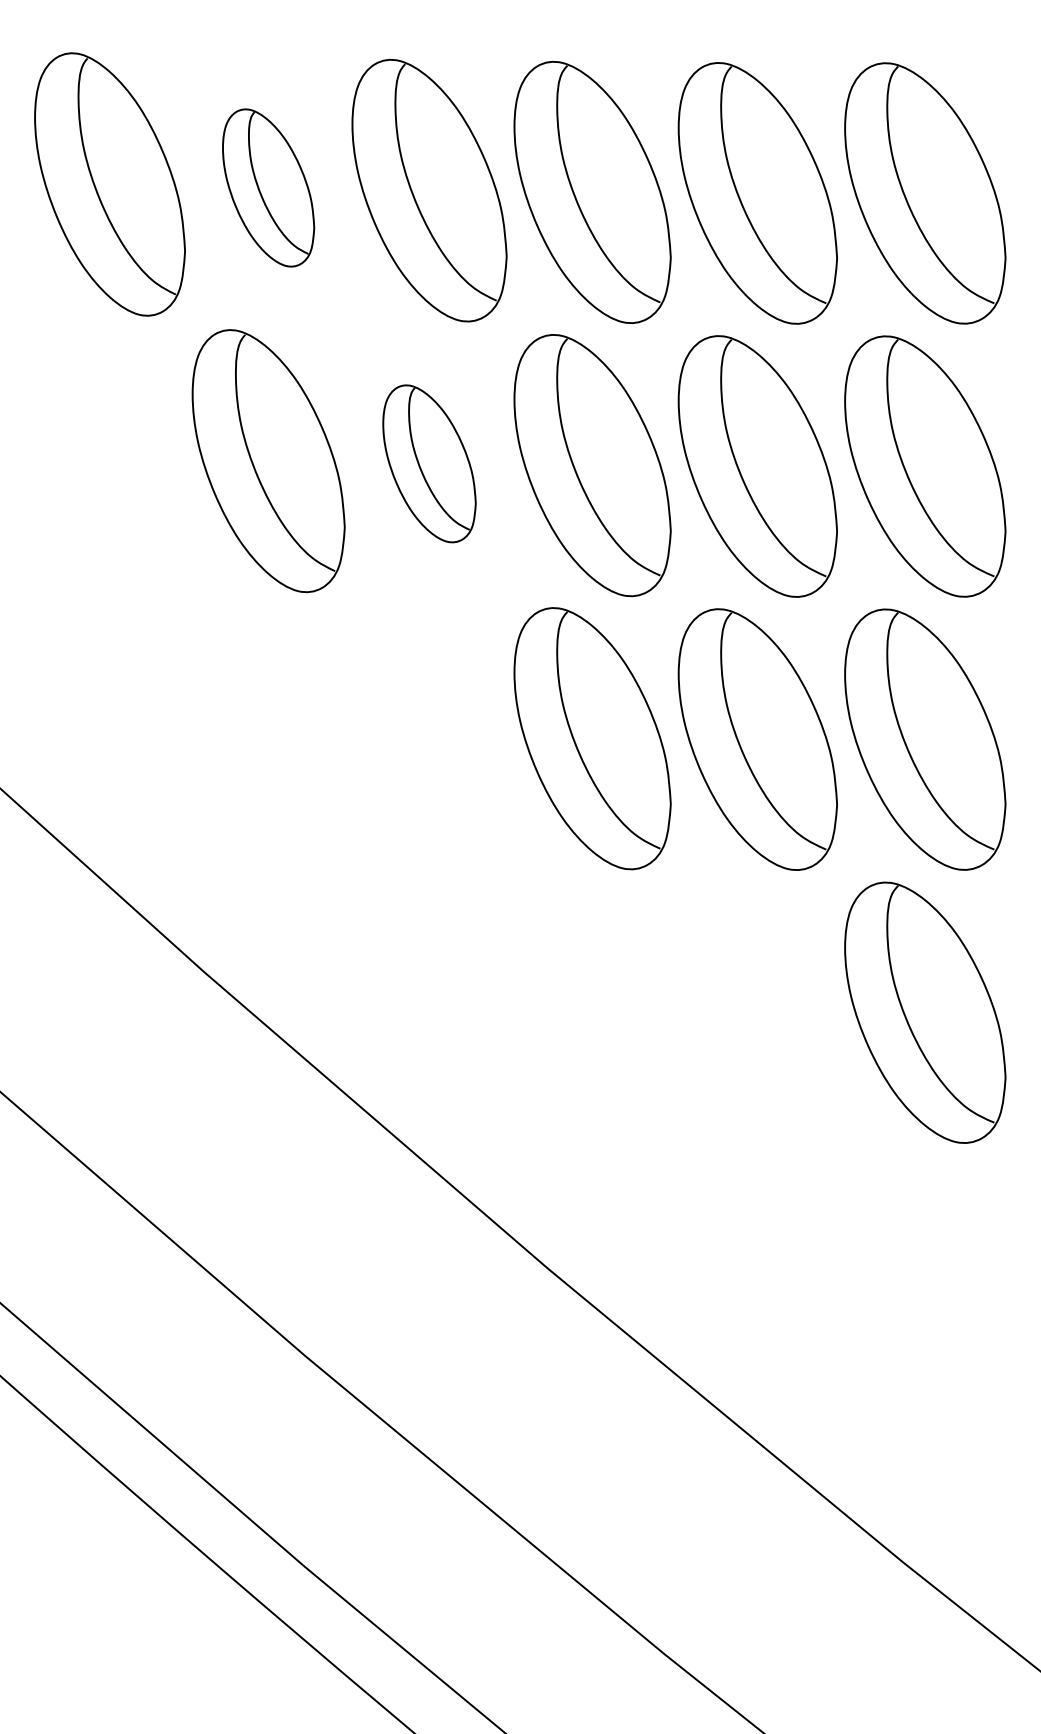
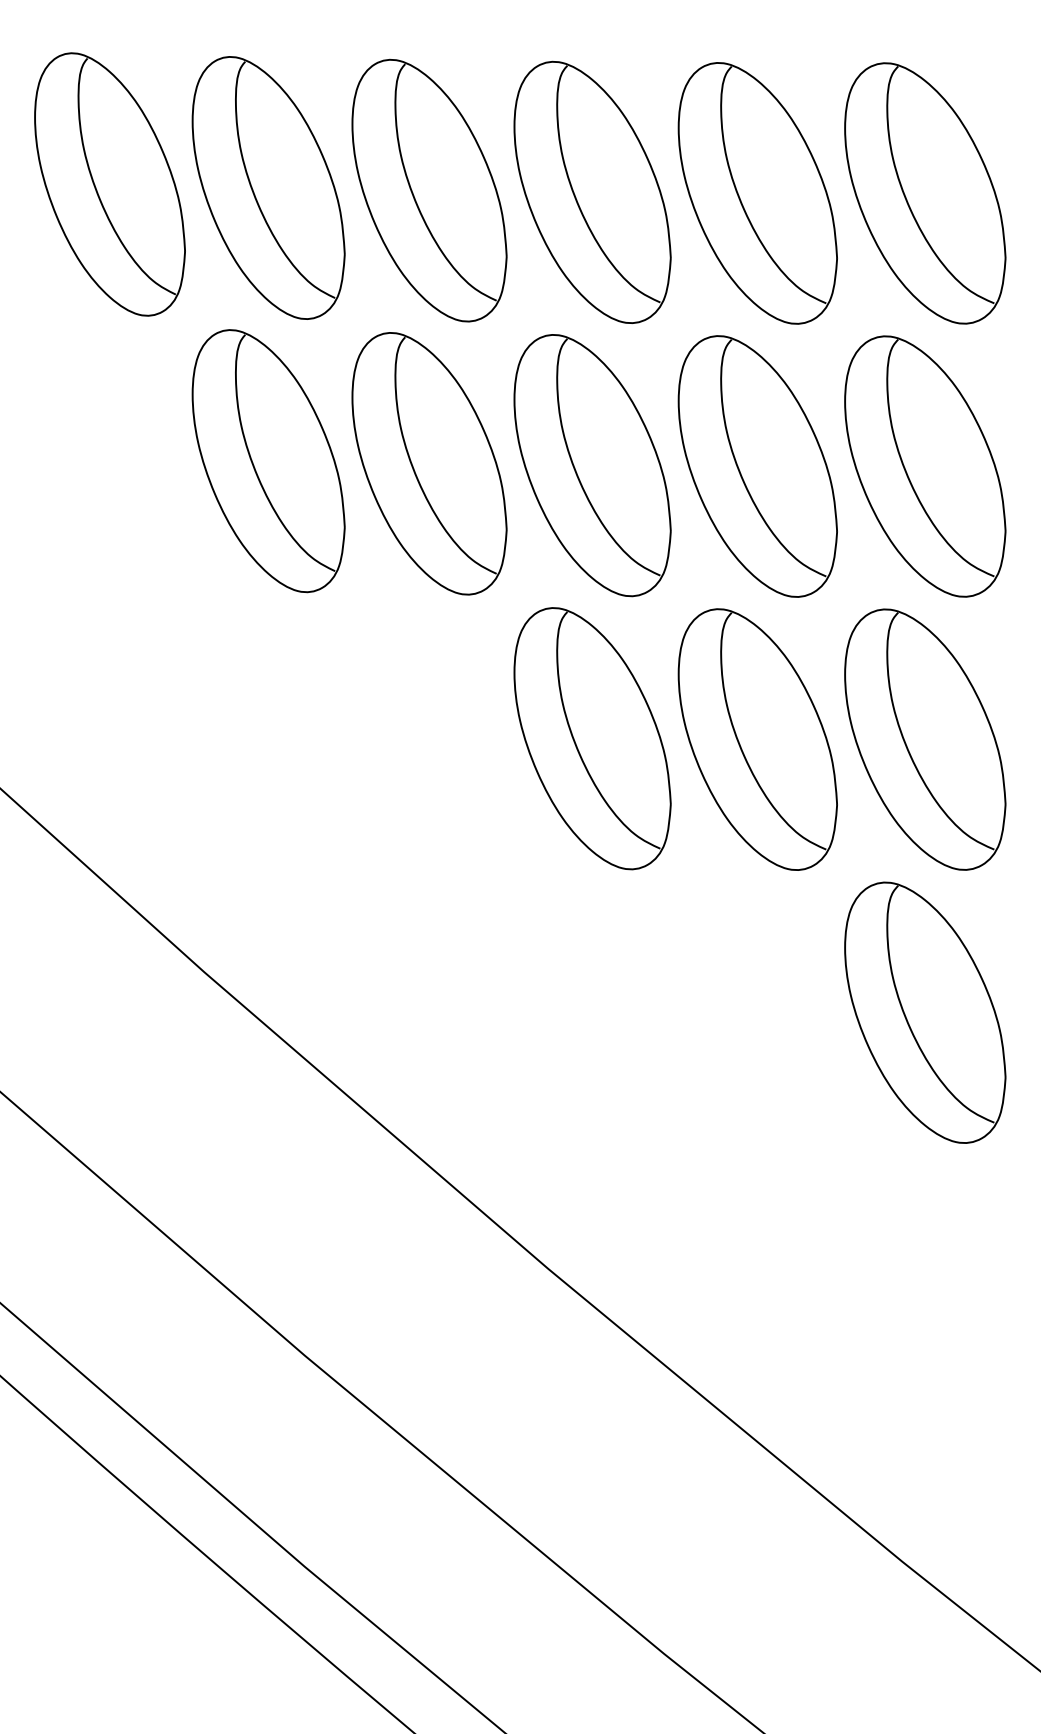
part size: 94x160 px -> 155x264 px (268, 187)
part size: 95x160 px -> 157x264 px (429, 463)
